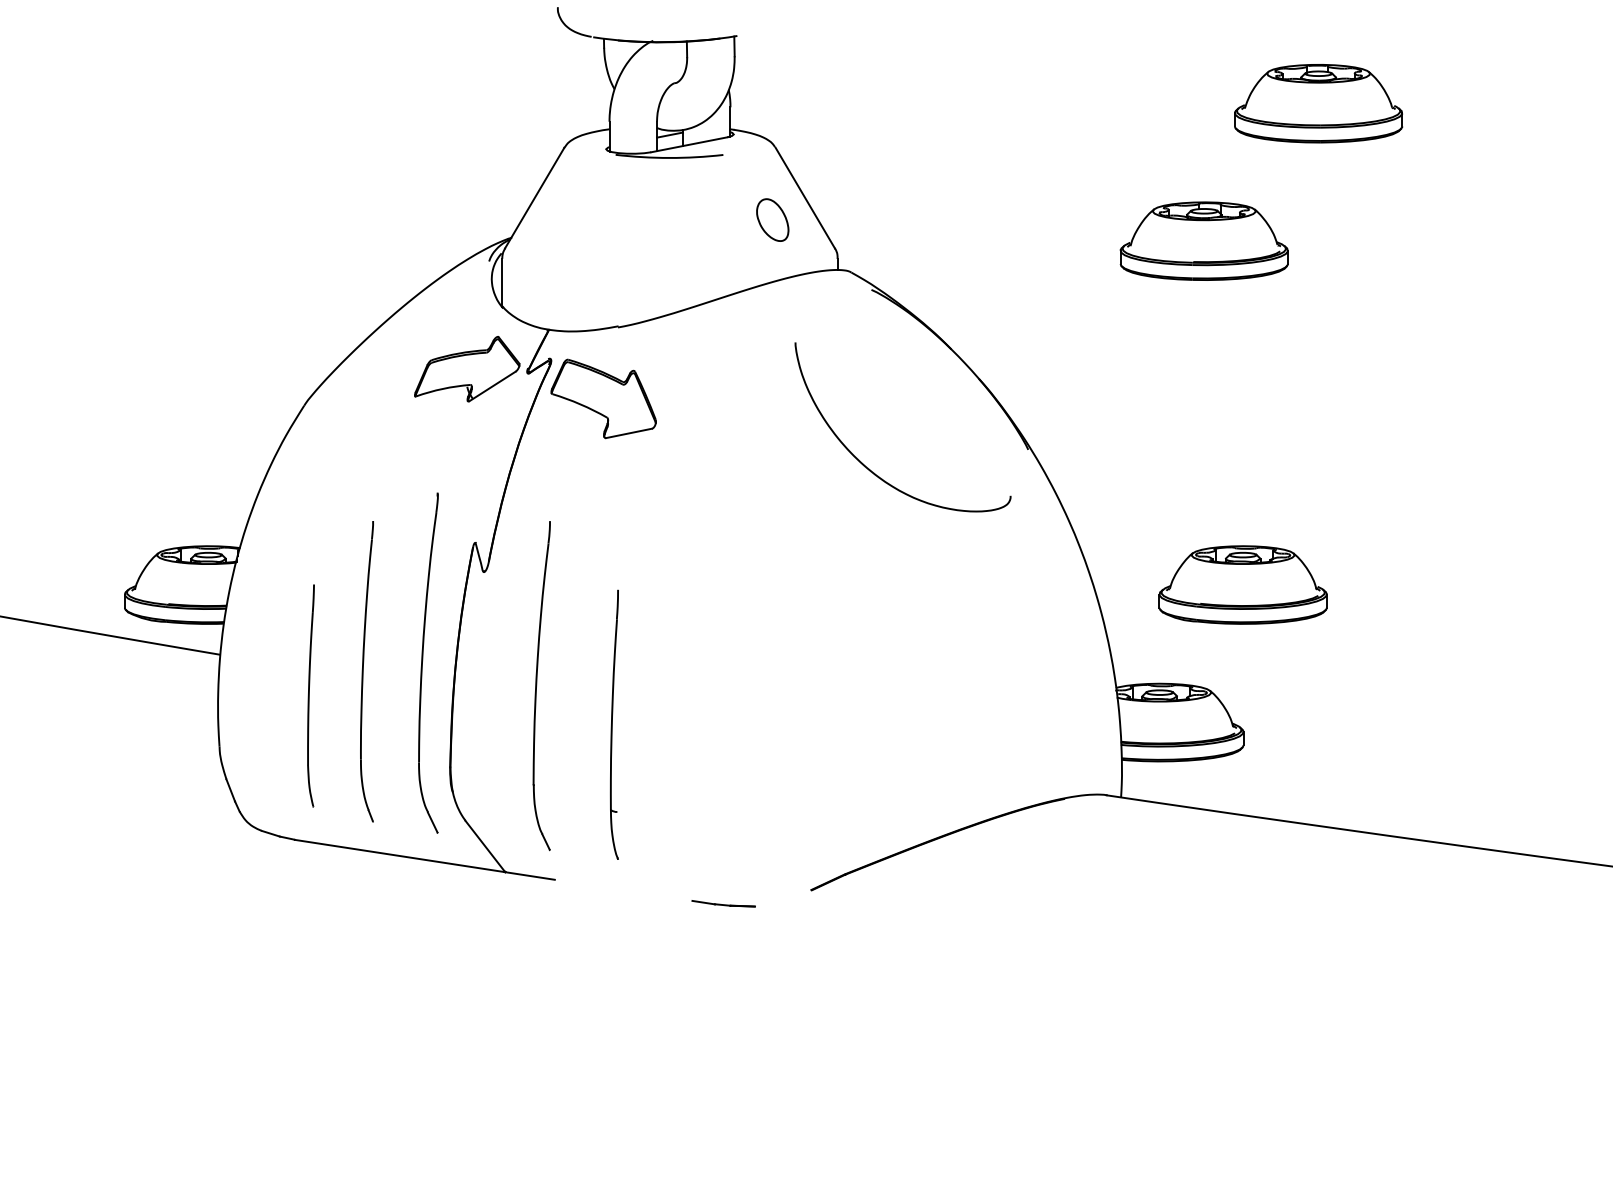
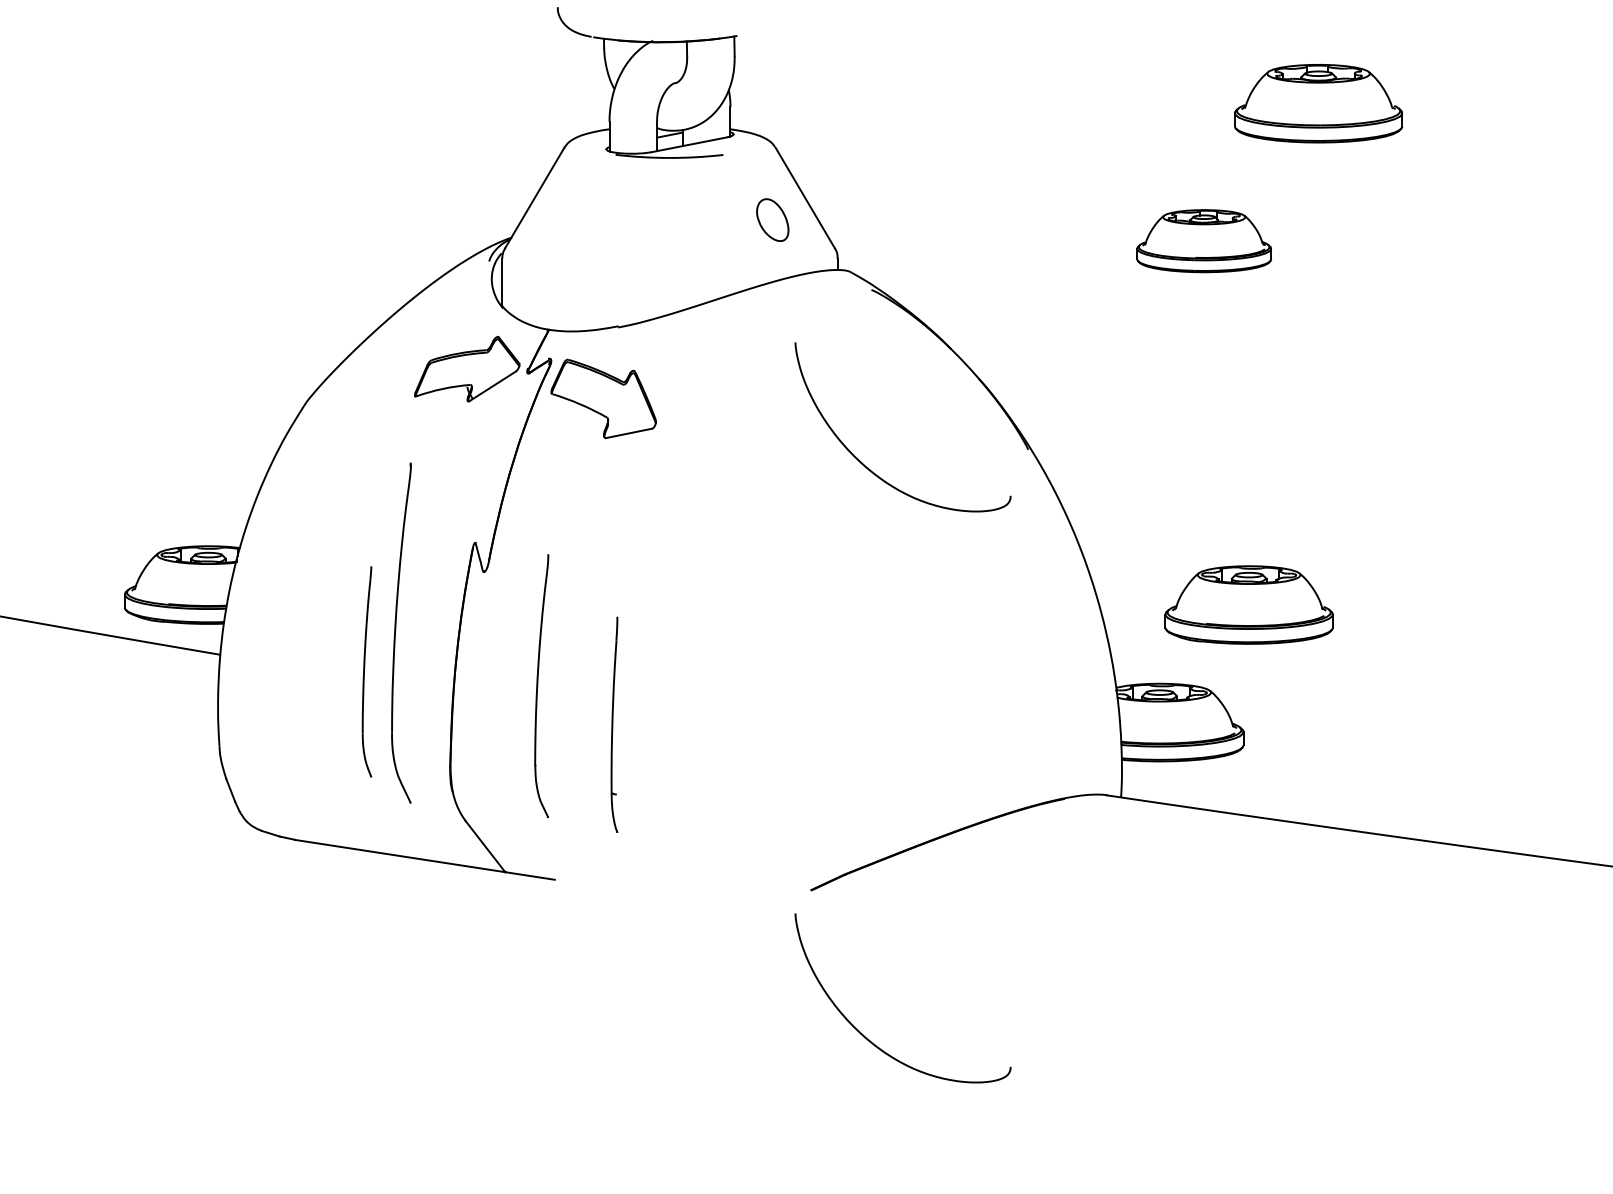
part size: 170x80 px -> 136x65 px (1203, 241)
part position: (1242, 584) -> (1248, 604) (1248, 604)
part position: (428, 662) -> (401, 632) (401, 632)
part size: 14x302 px -> 12x212 px (366, 671)
part size: 19x331 px -> 16x265 px (541, 686)
part: present -> none (310, 695)
part size: 9x271 px -> 9x217 px (614, 724)
part: present -> none (723, 903)
curve: none -> present (869, 1039)
